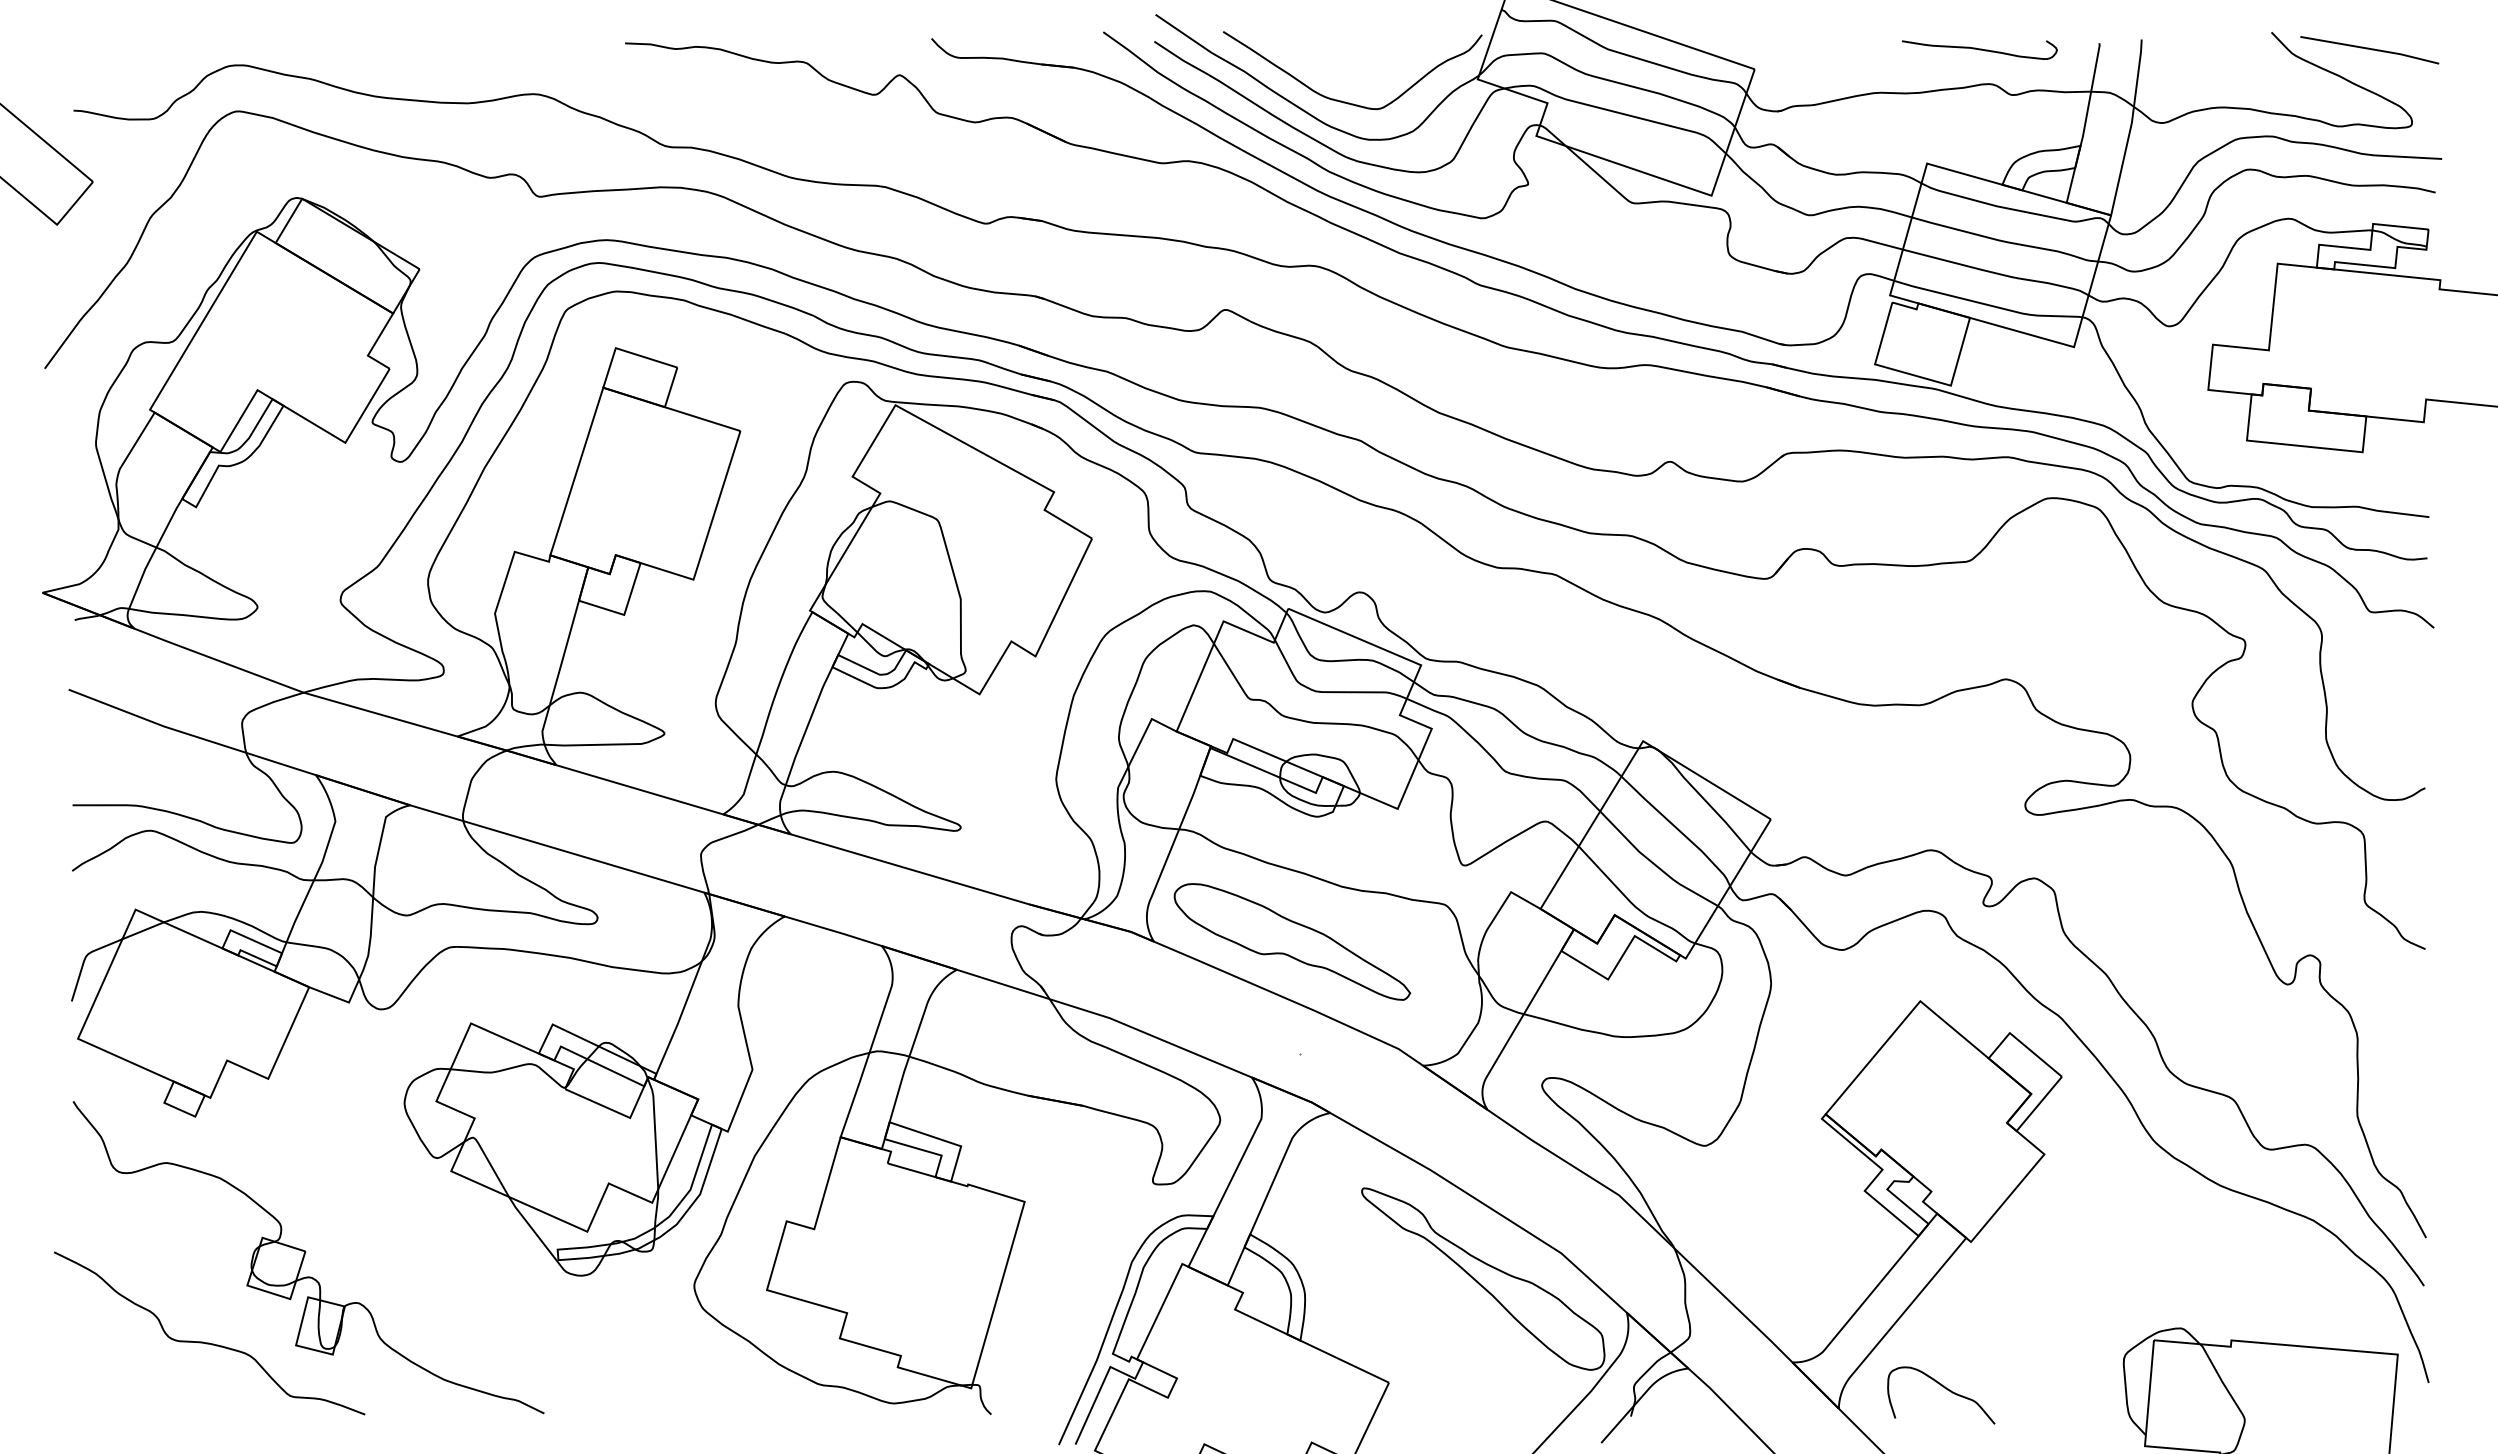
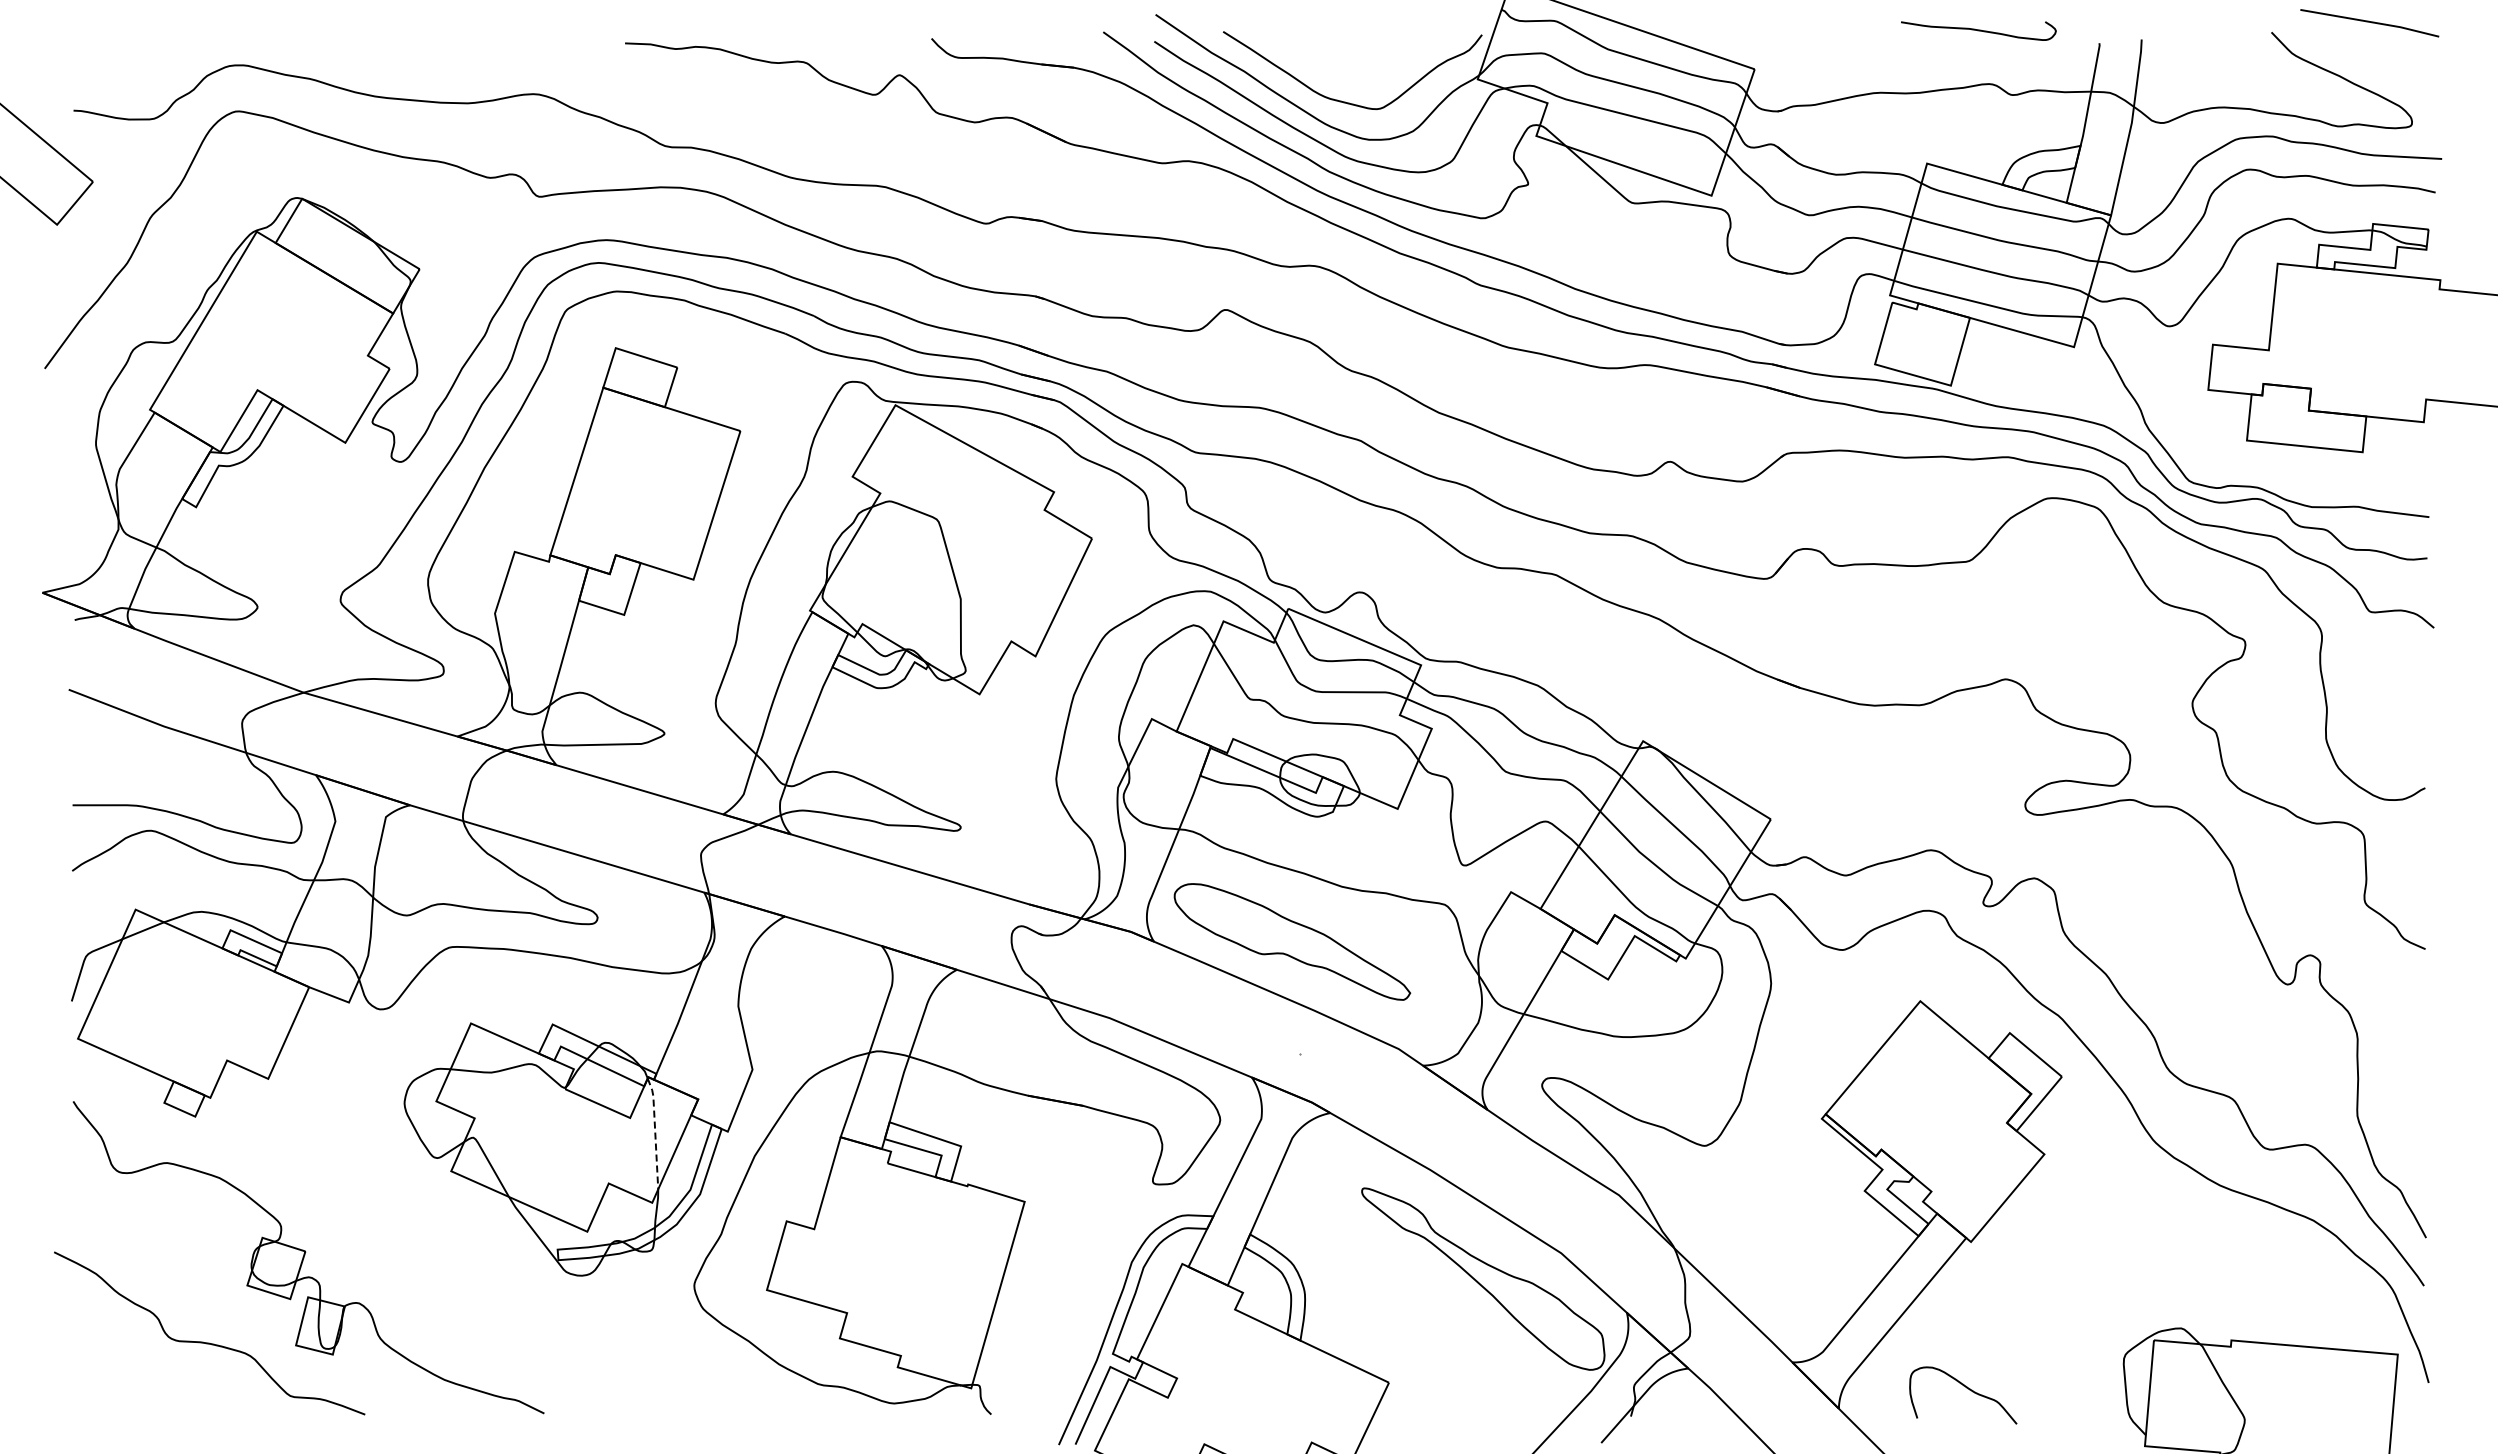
curve position: (1979, 49) -> (1978, 30) (1978, 30)
line position: (2369, 49) -> (2369, 22) (2369, 22)
line: solid -> dashed (655, 1131)
curve position: (1944, 1388) -> (1966, 1388) (1966, 1388)
